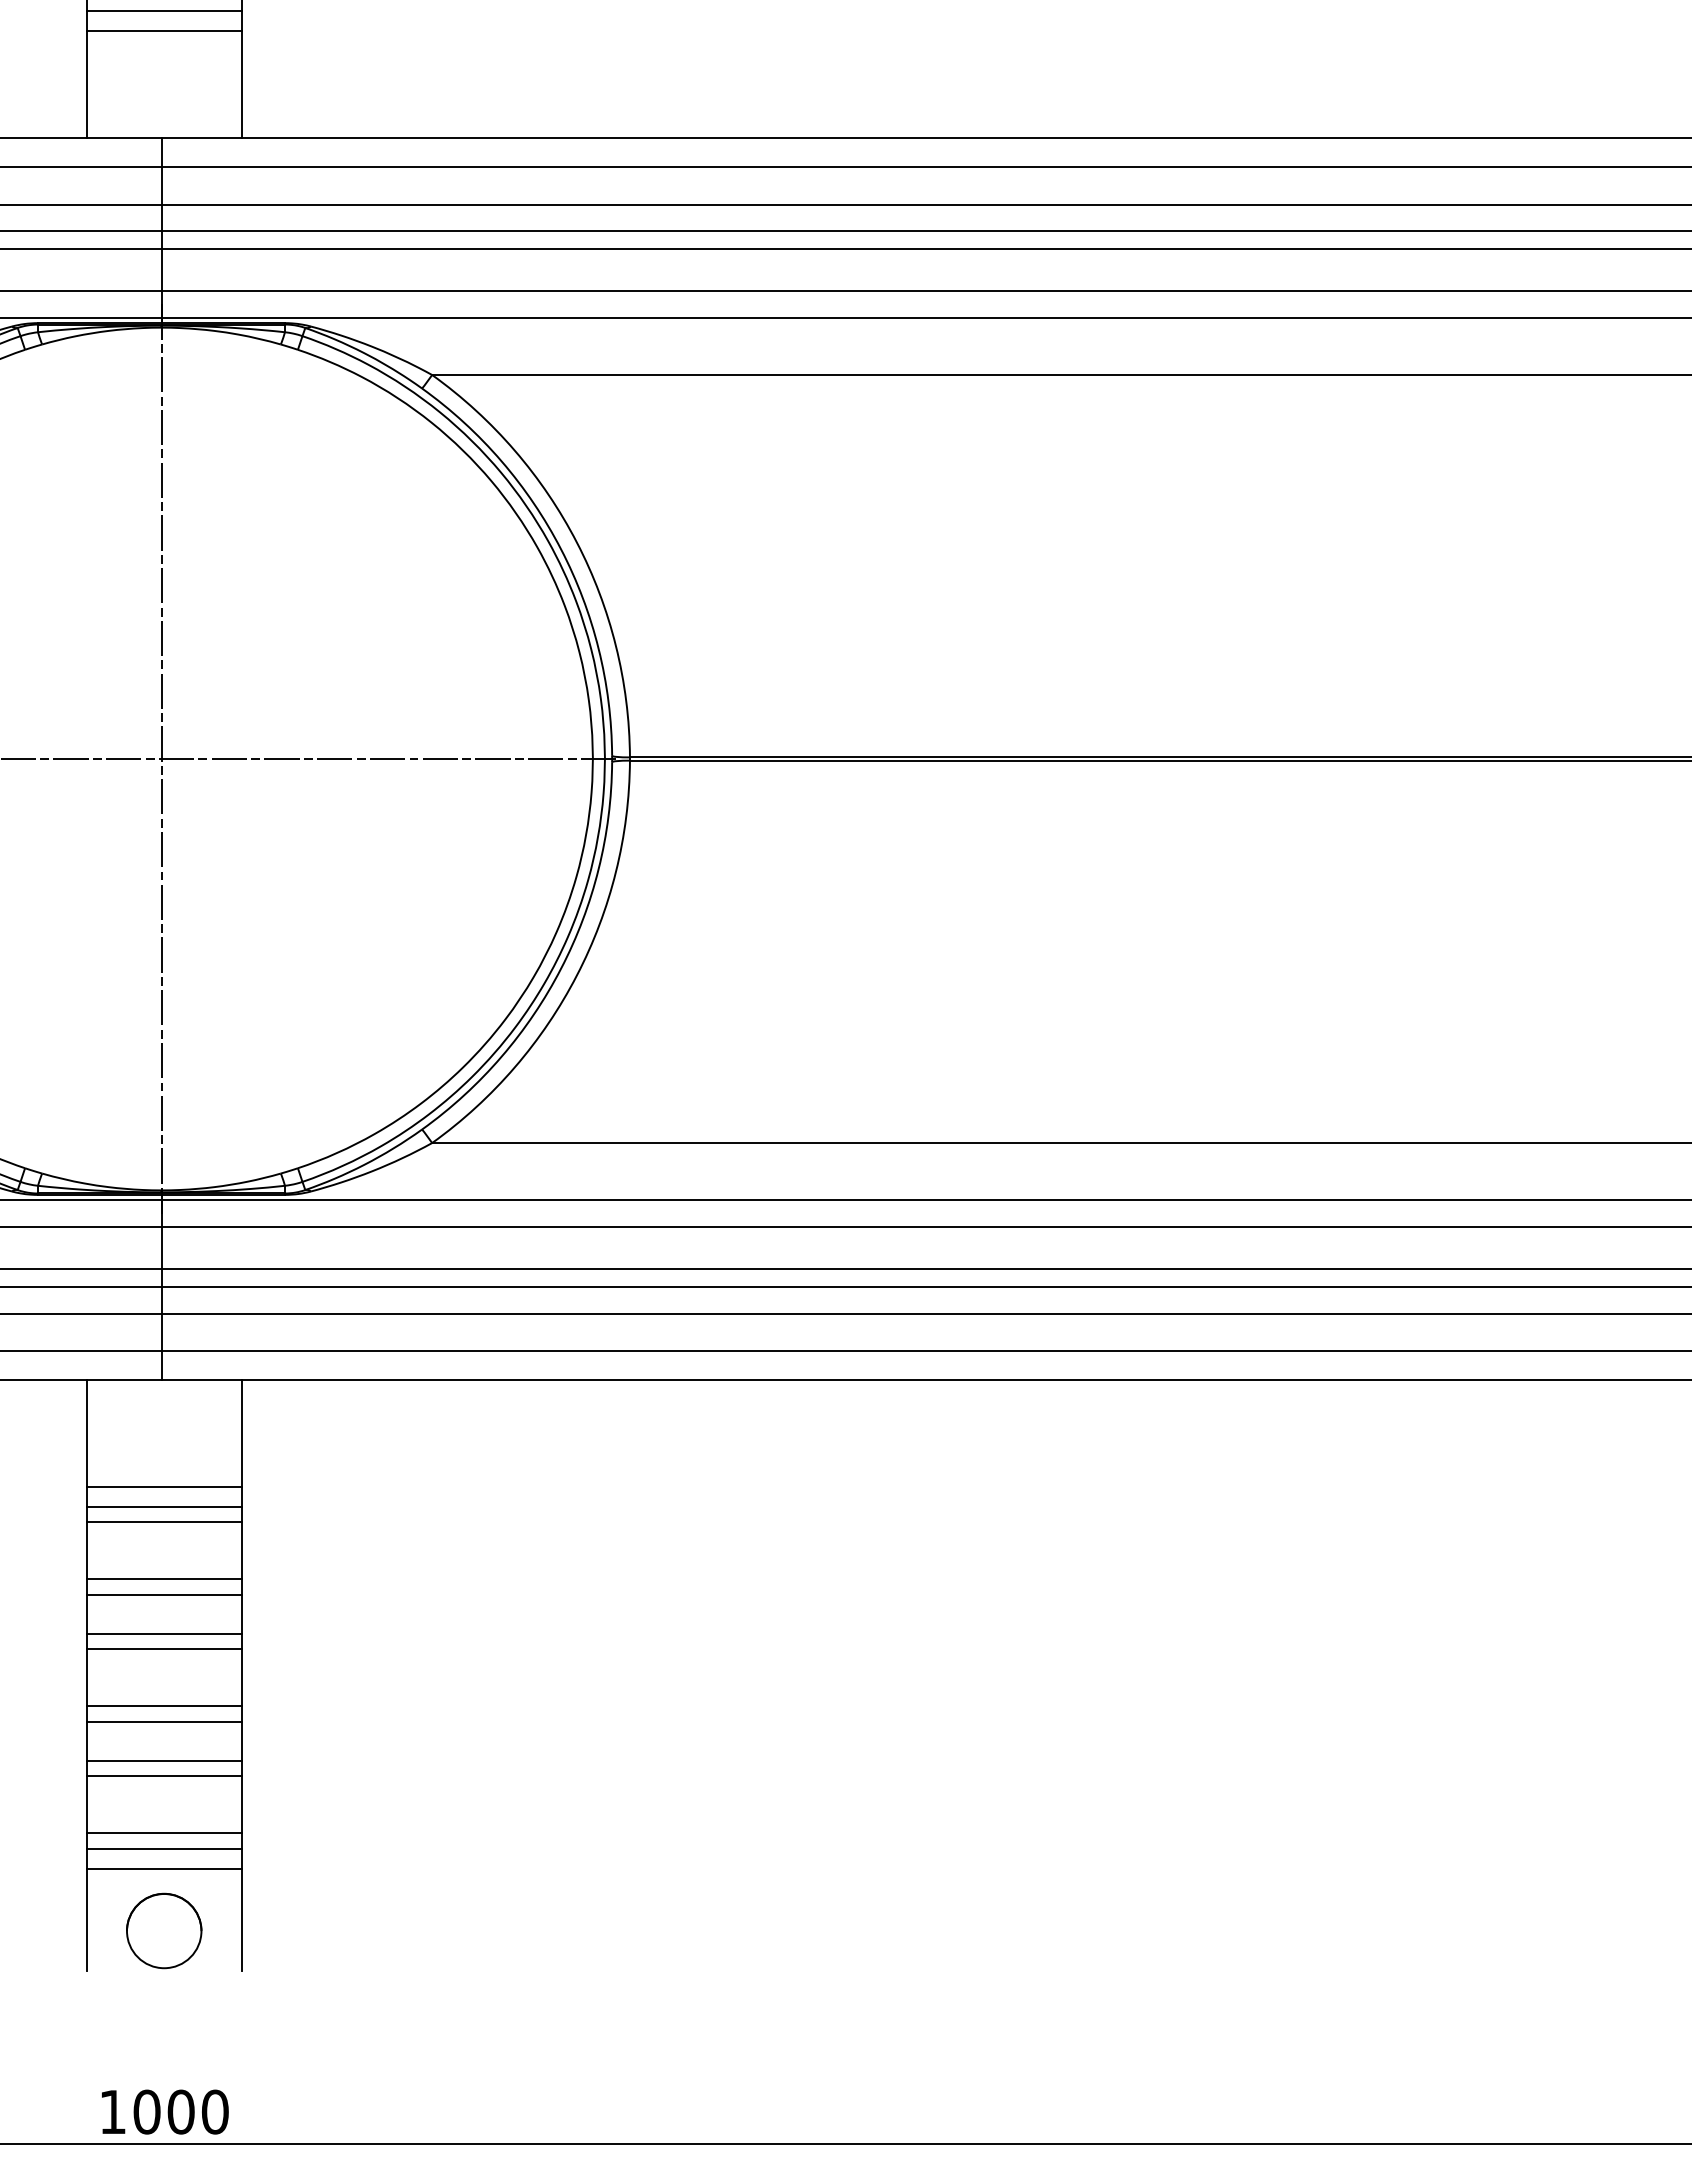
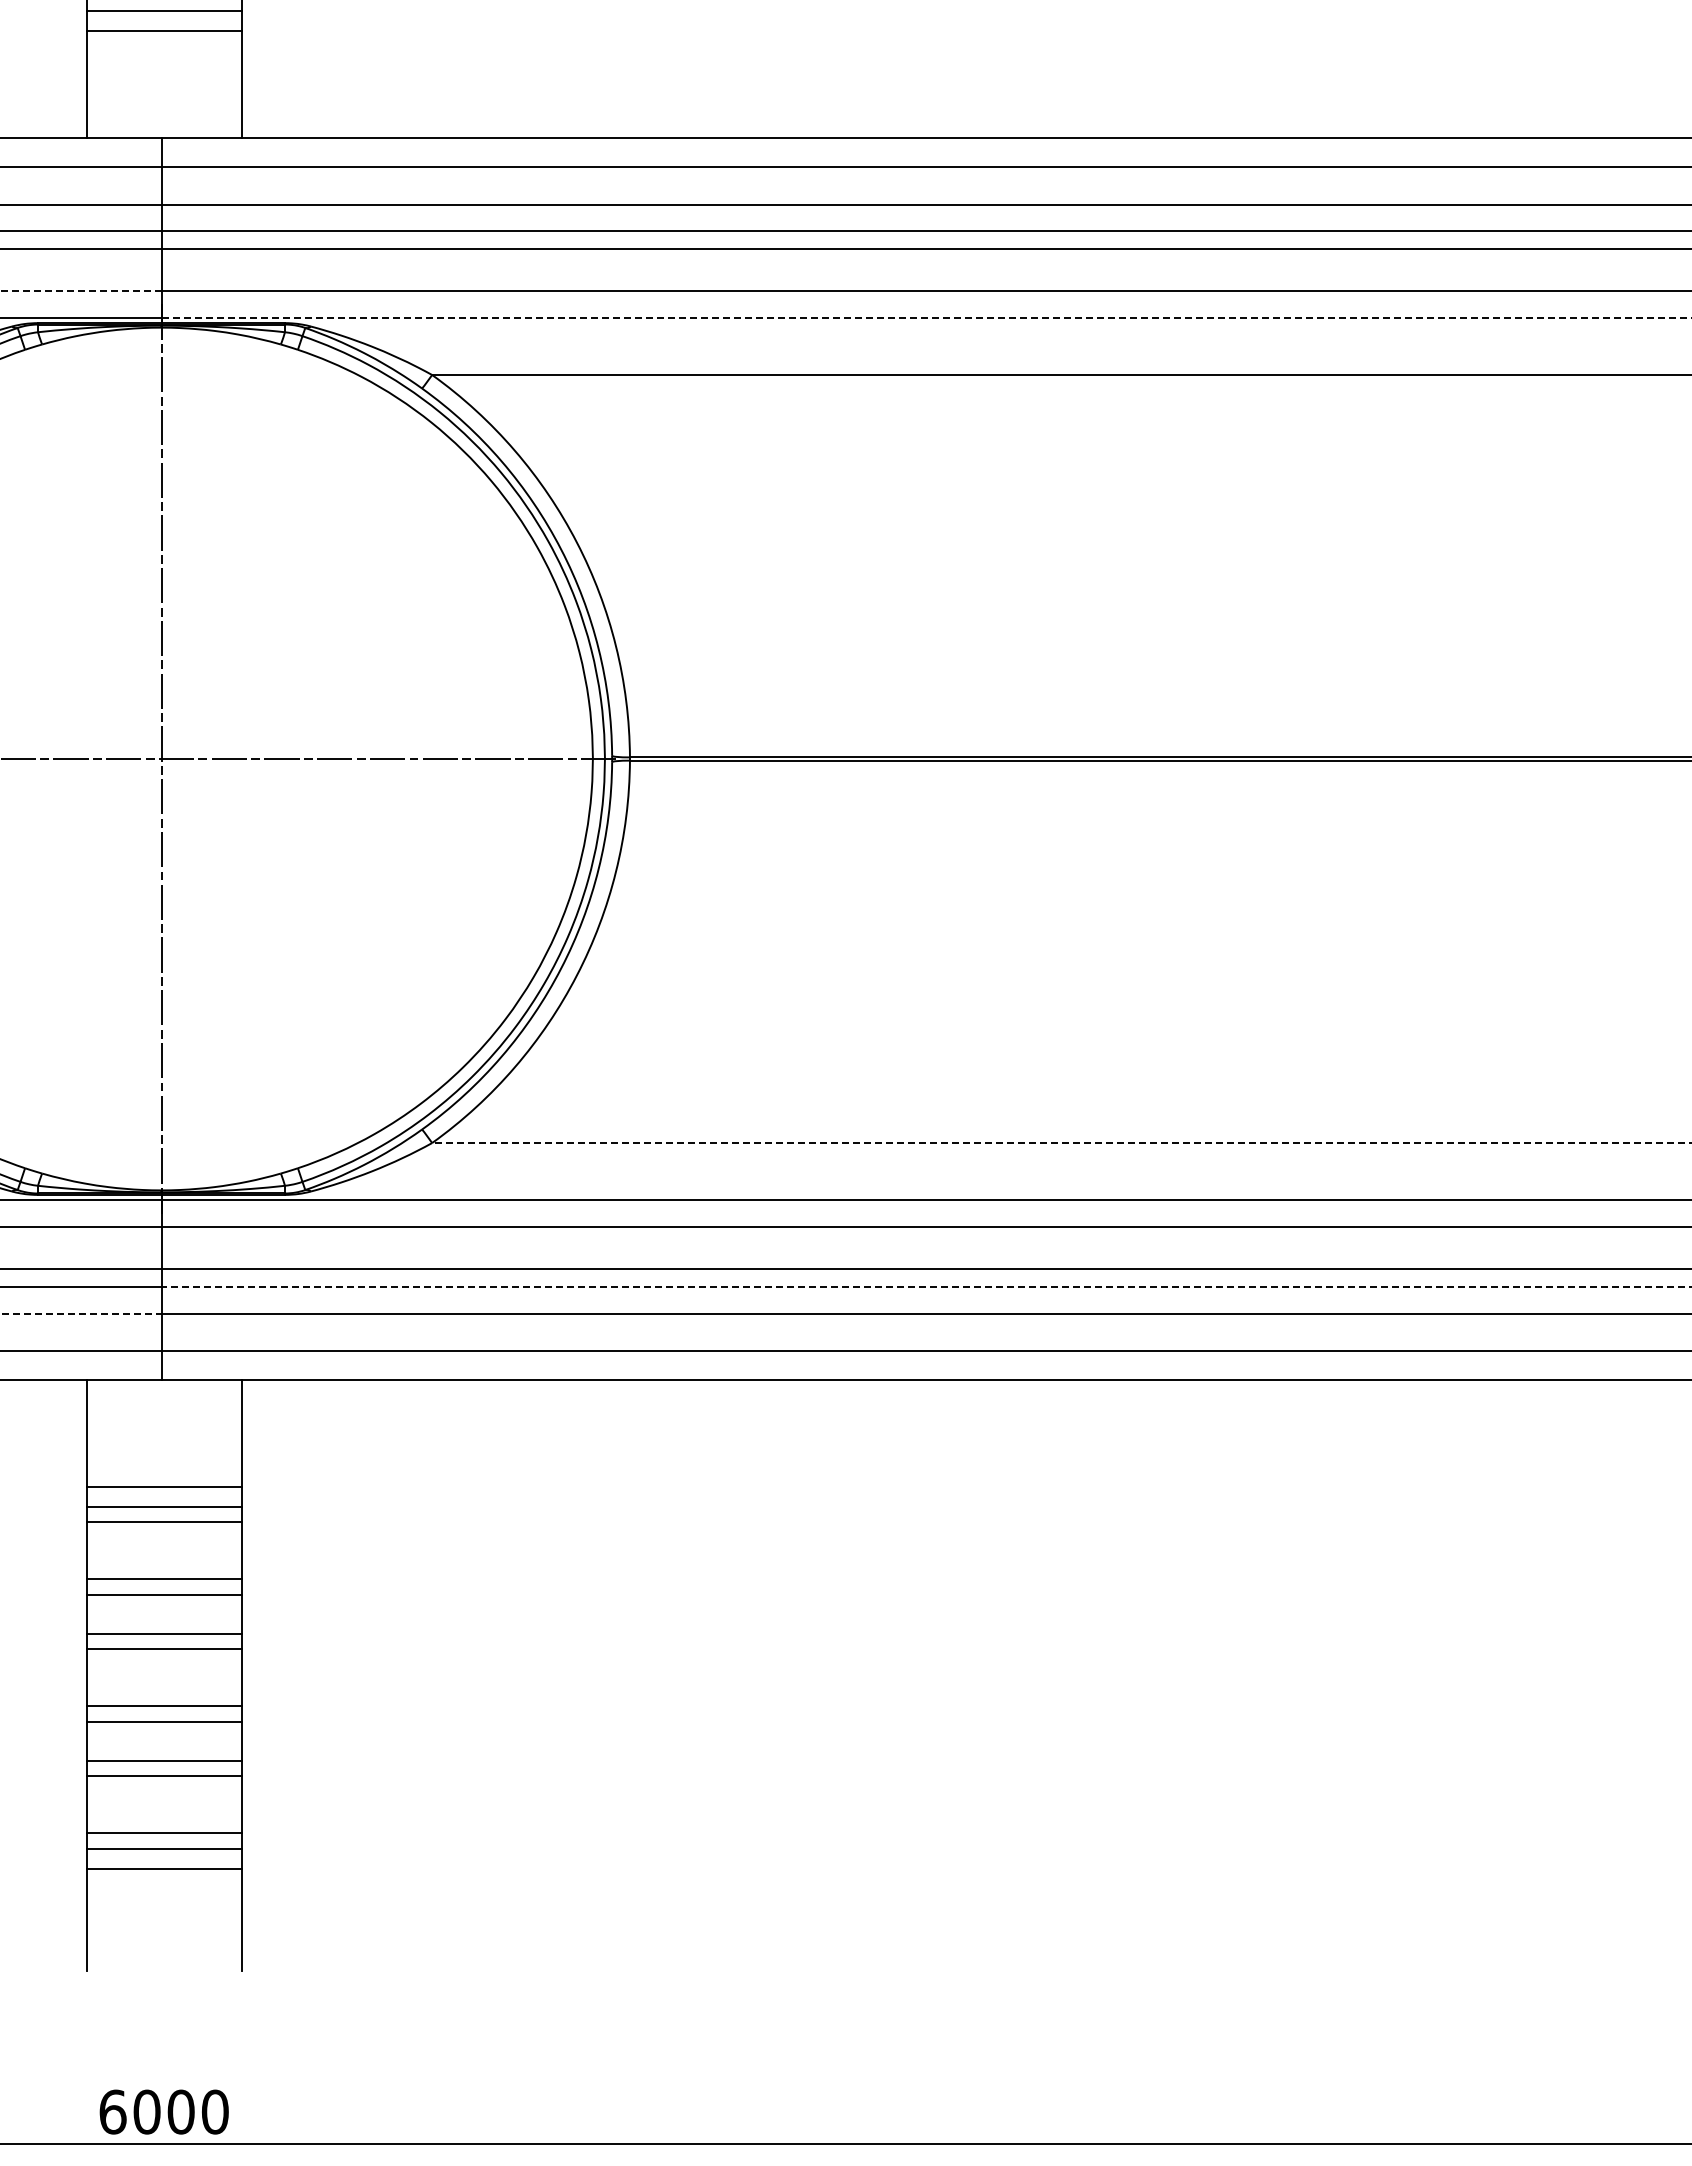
line: solid -> dashed (80, 291)
line: solid -> dashed (926, 318)
line: solid -> dashed (1061, 1143)
line: solid -> dashed (926, 1286)
line: solid -> dashed (81, 1313)
part: present -> none (164, 1930)
text: 1000 -> 6000 (112, 2111)
